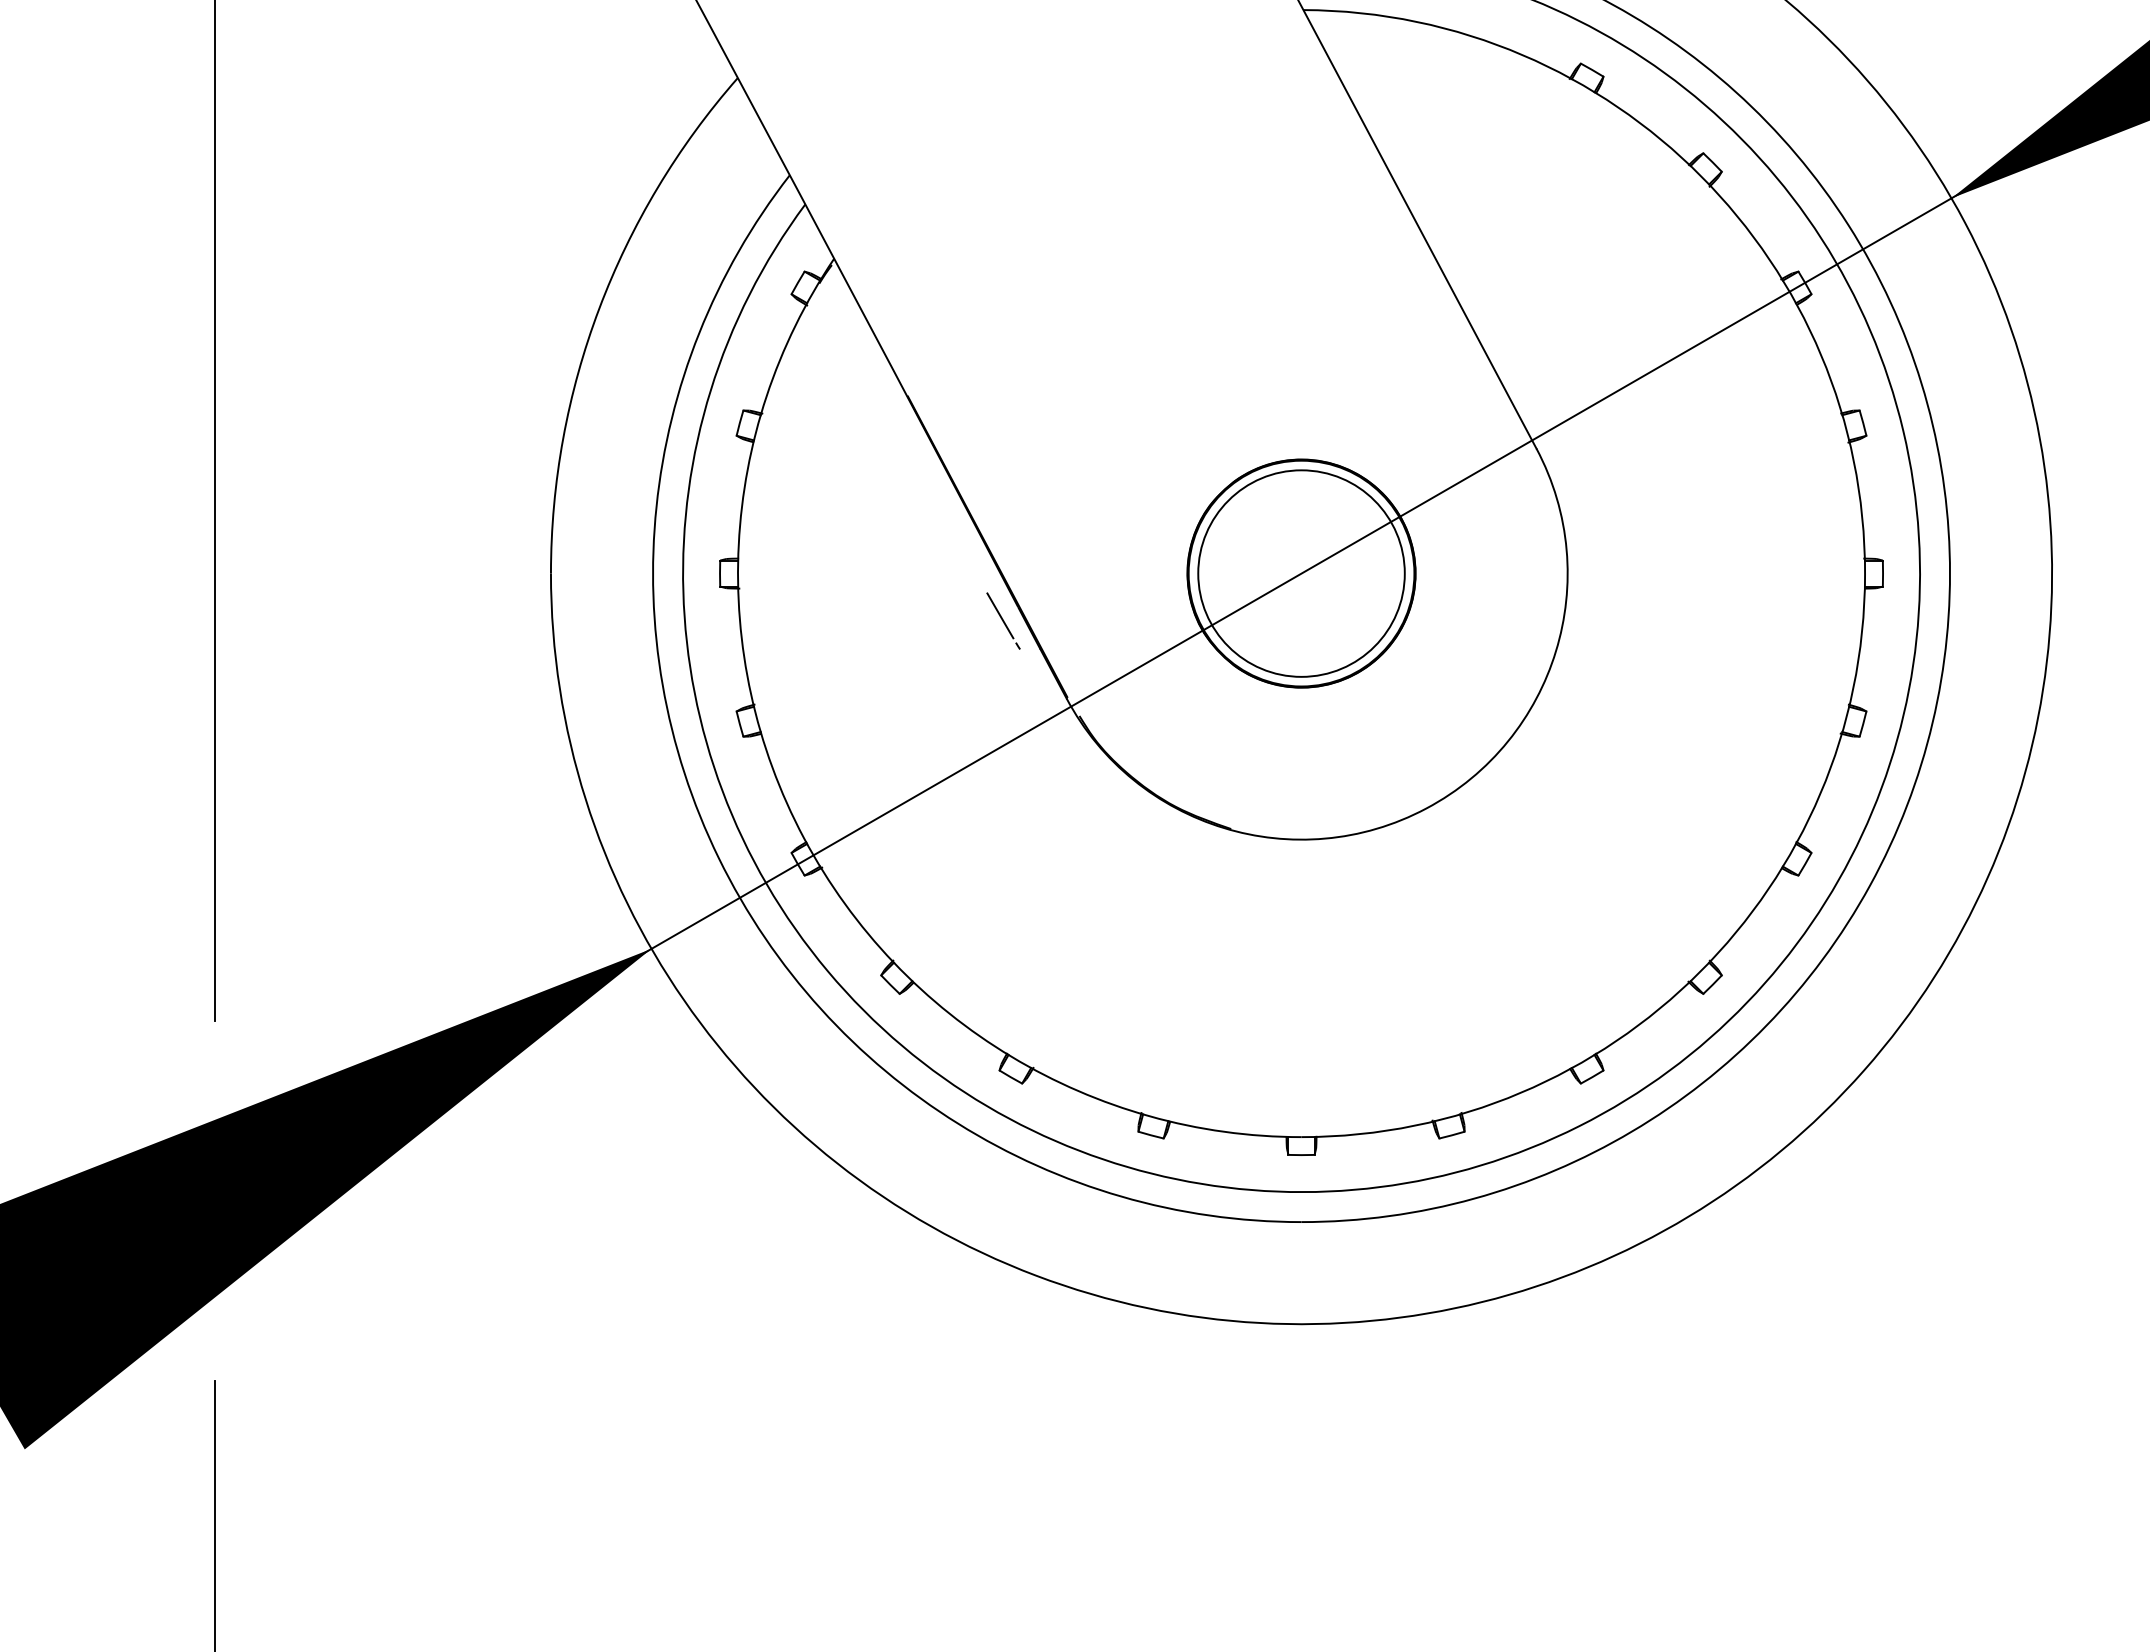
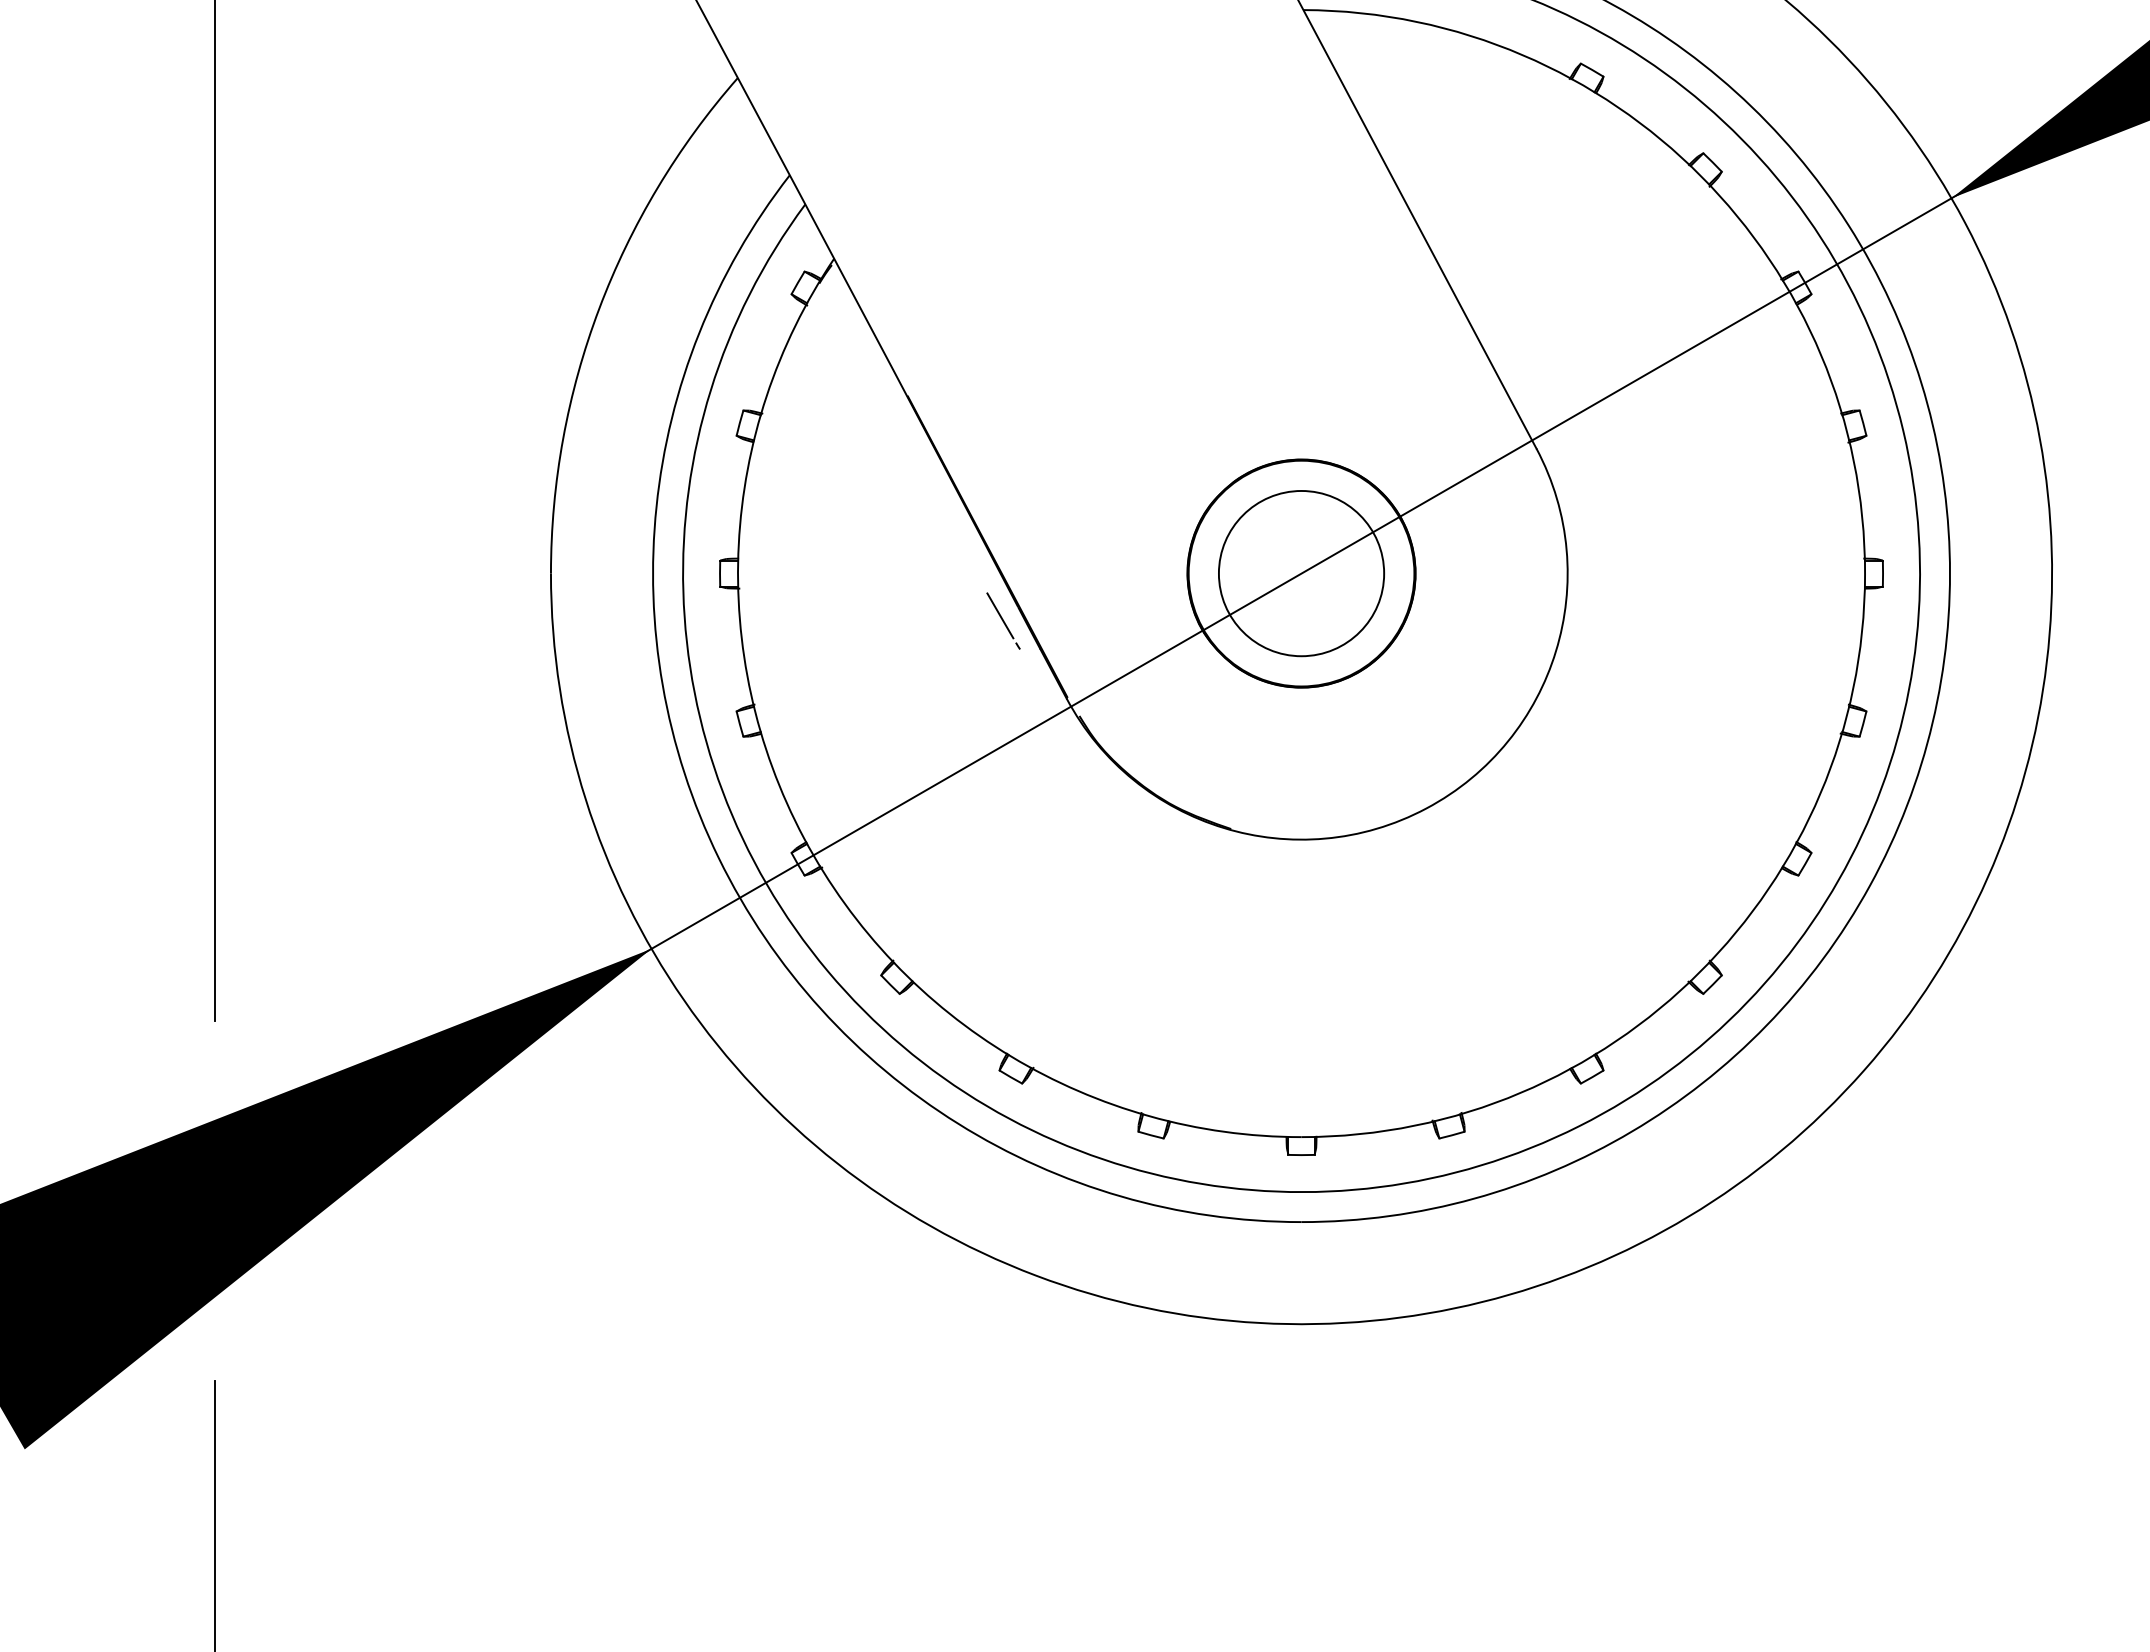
circle diameter: 207 px -> 165 px (1301, 573)
